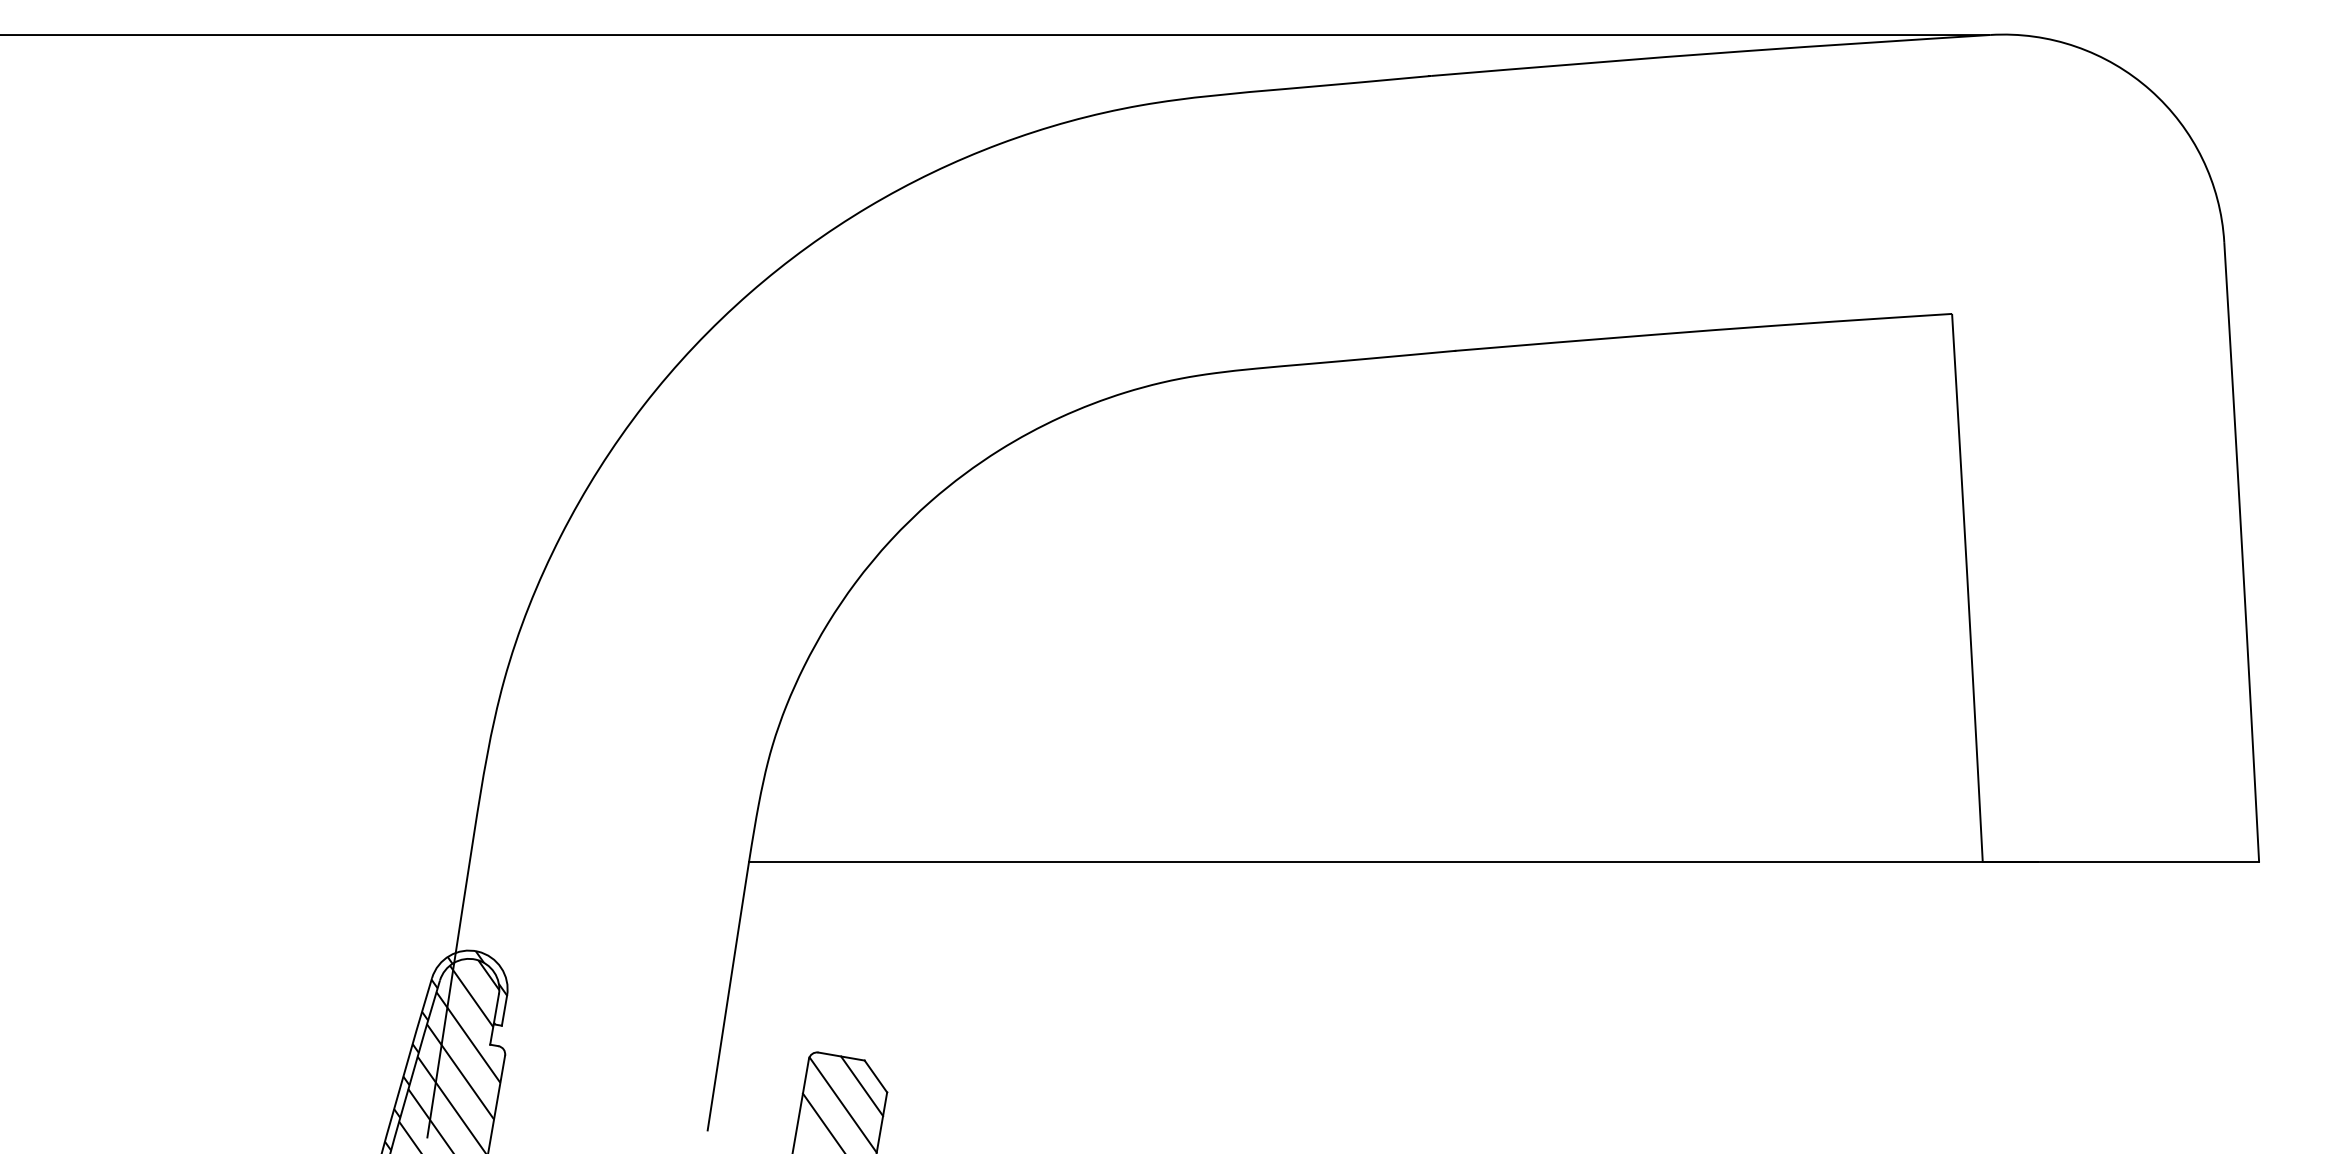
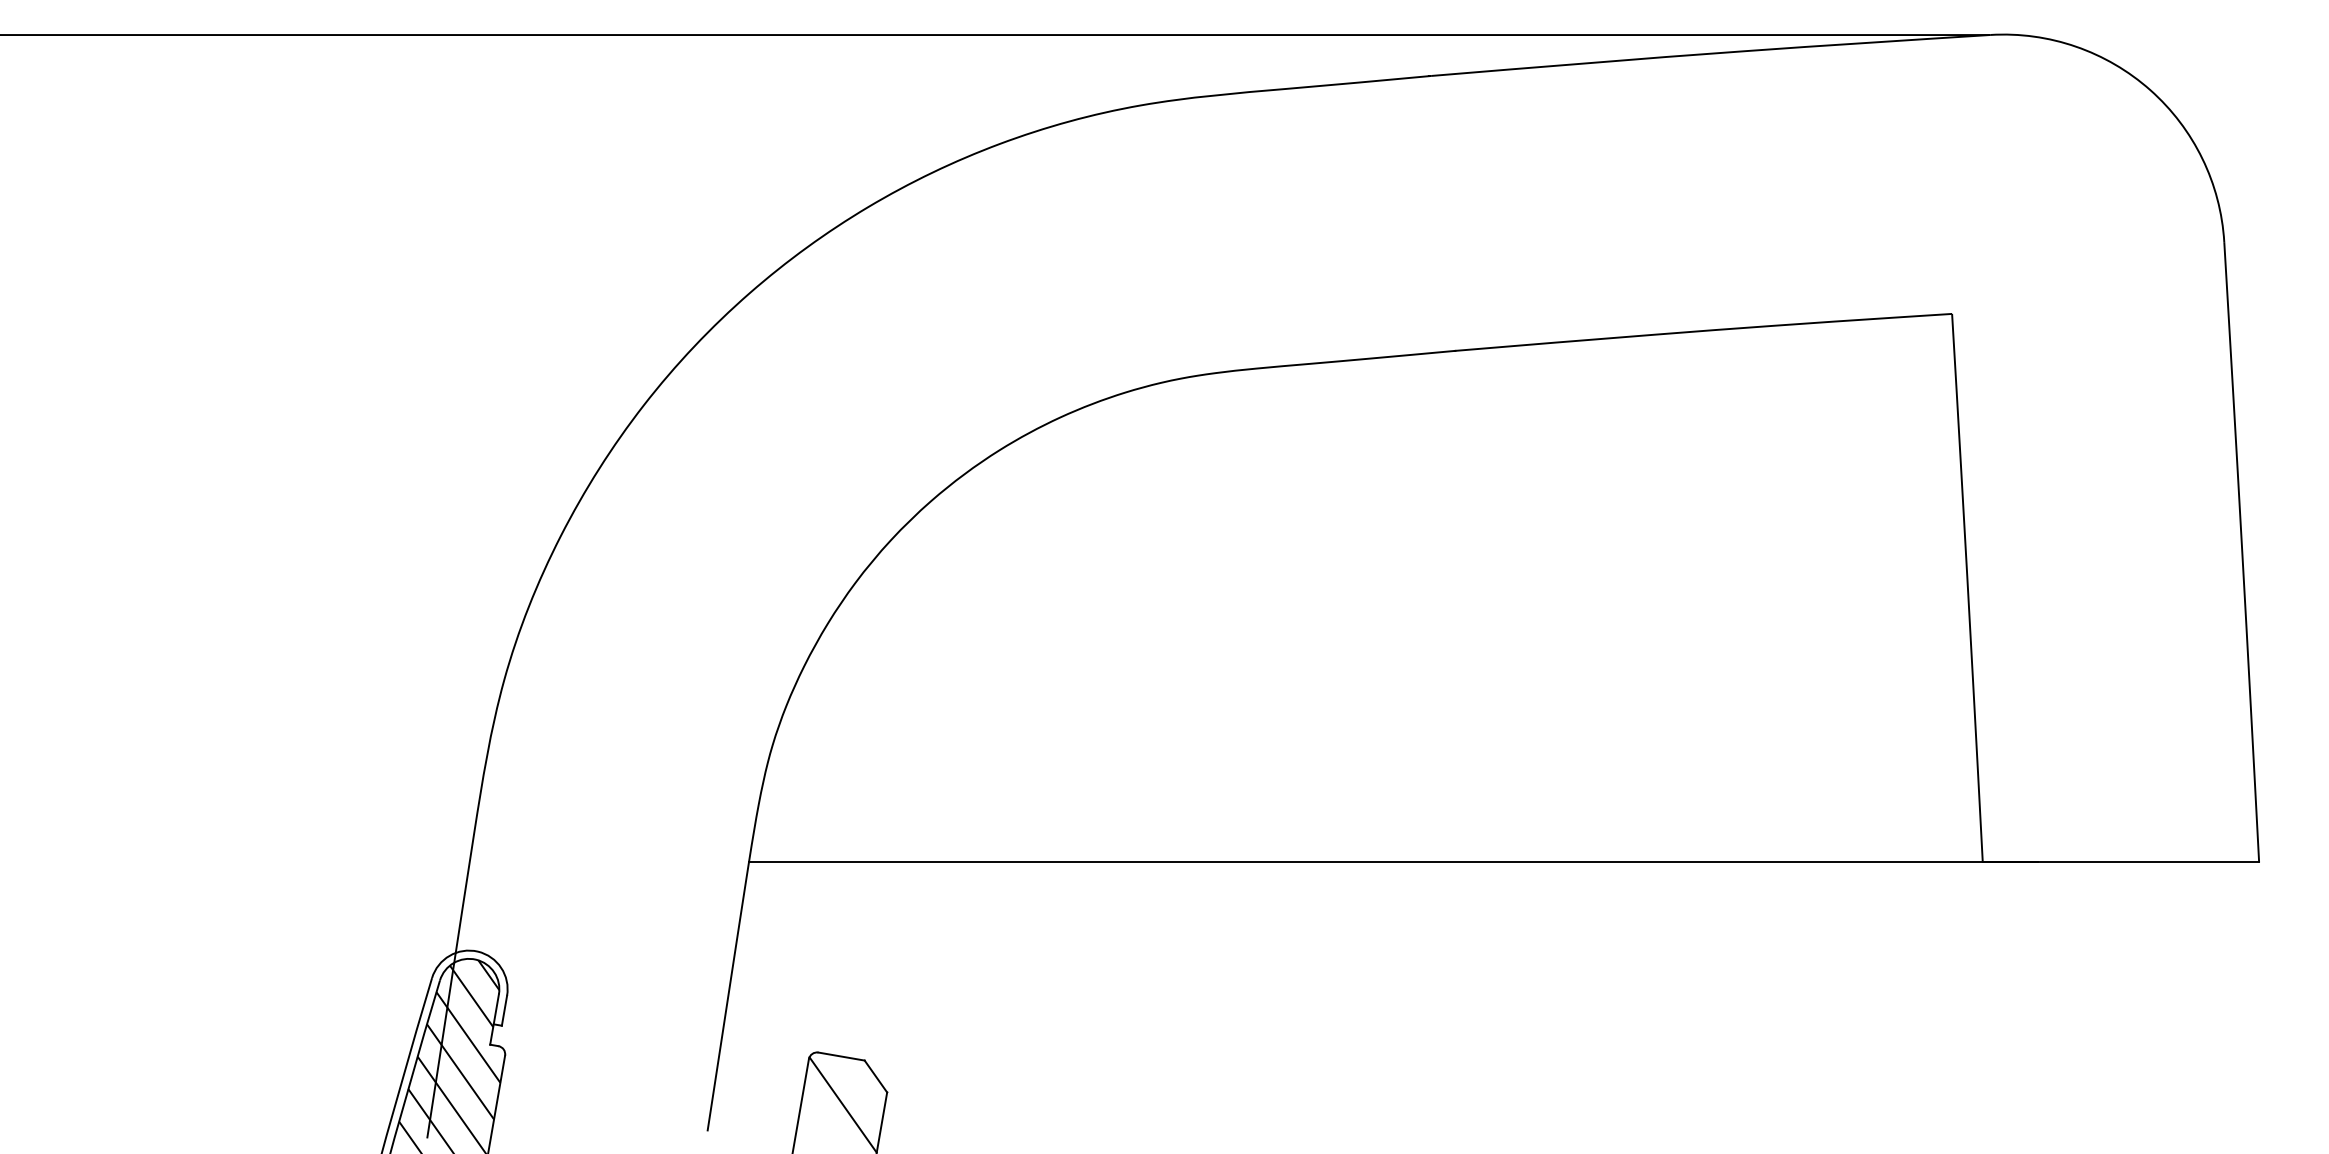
hatch: present -> none (445, 1050)
line: present -> none (862, 1086)
line: present -> none (822, 1121)
